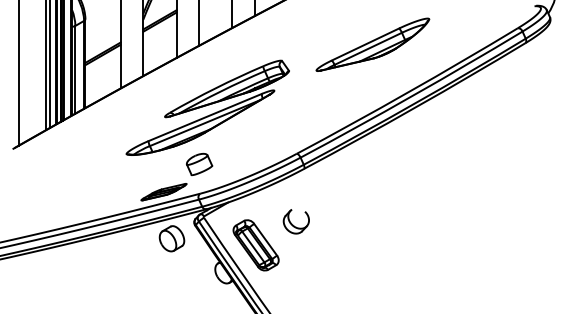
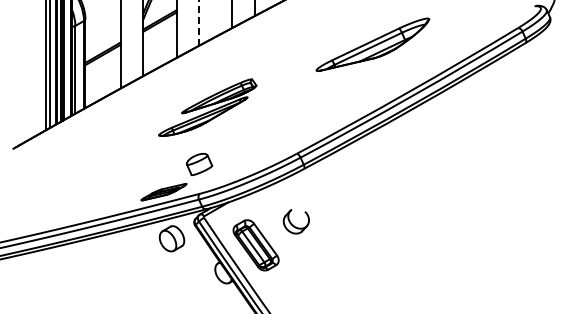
line: solid -> dashed (199, 22)
line: present -> none (18, 73)
part size: 165x97 px -> 100x59 px (207, 107)
